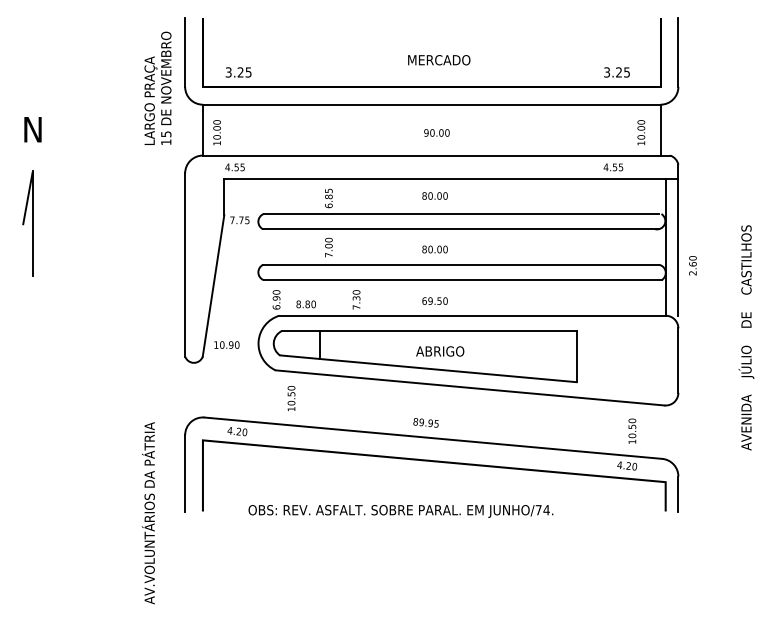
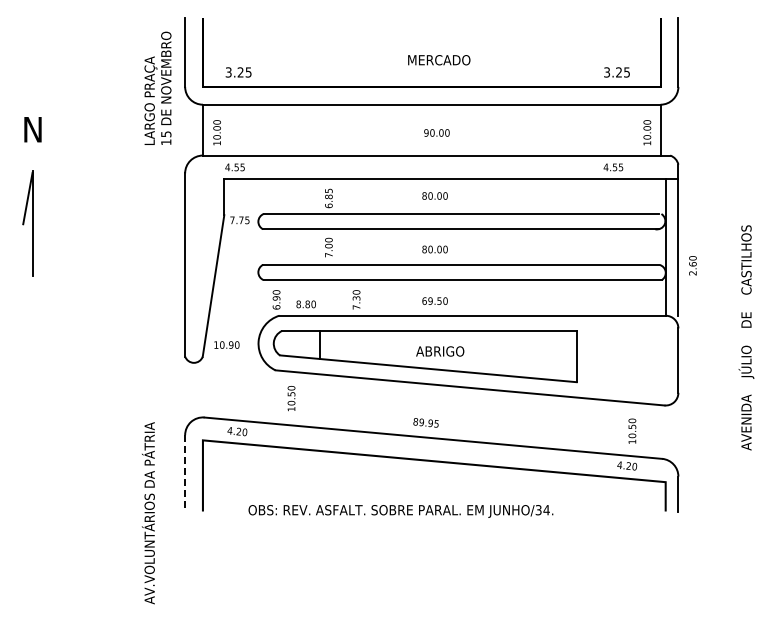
text position: (641, 132) -> (647, 132) (647, 132)
line: solid -> dashed (185, 473)
text: JUNHO/74. -> JUNHO/34. (538, 510)
